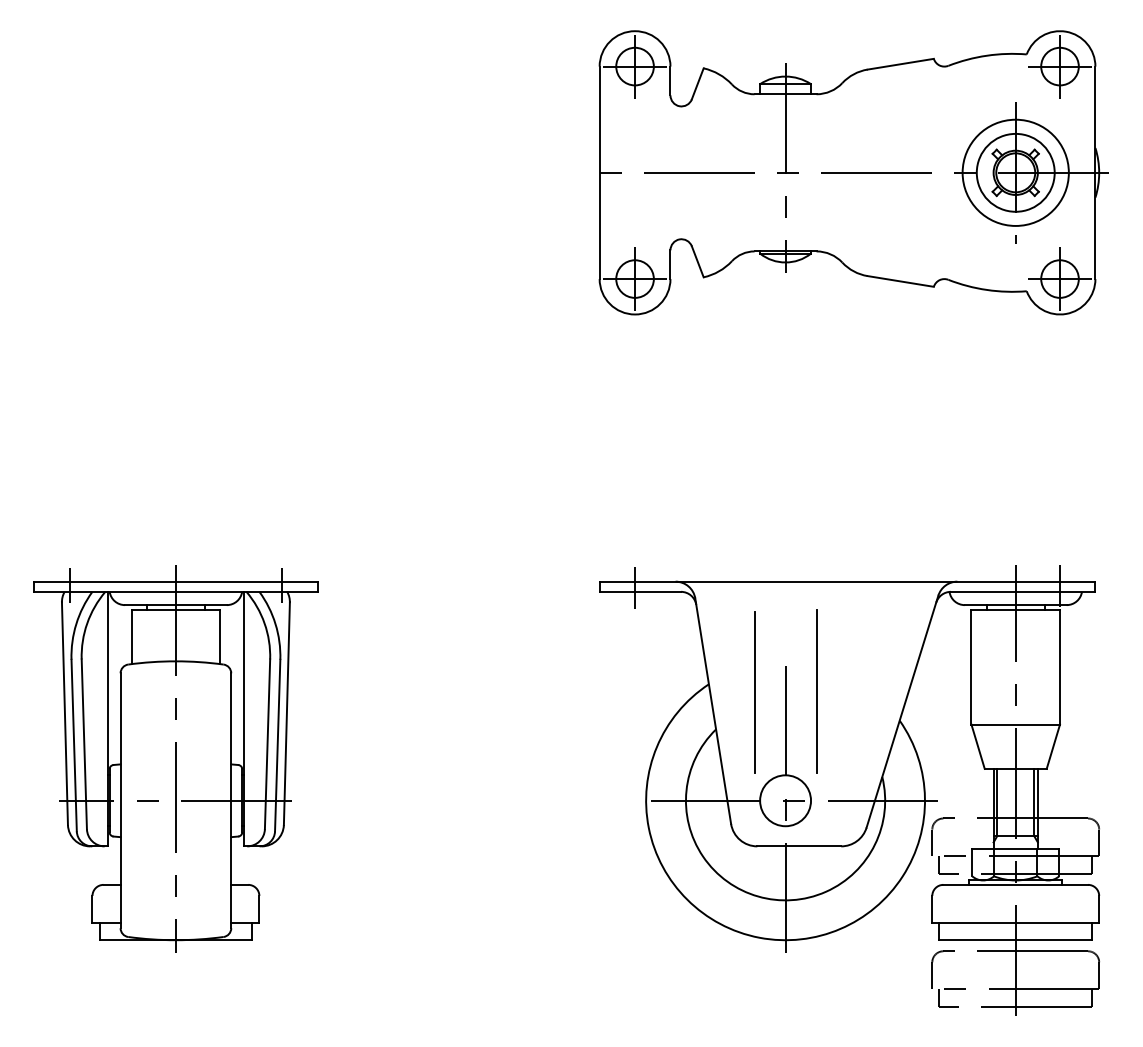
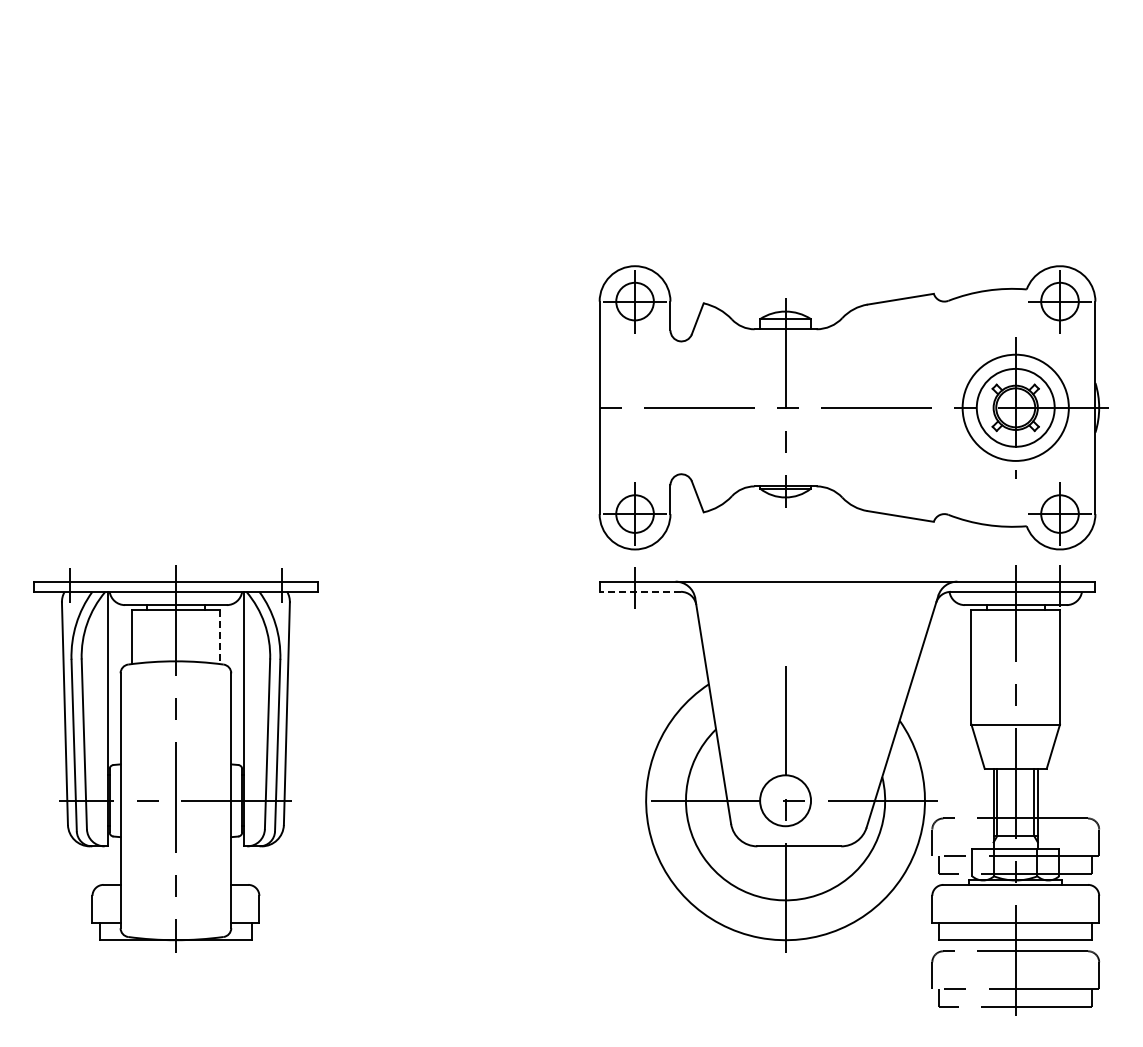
part position: (853, 172) -> (853, 407) (853, 407)
line: solid -> dashed (640, 591)
line: solid -> dashed (220, 637)
line: present -> none (816, 691)
line: present -> none (754, 692)
